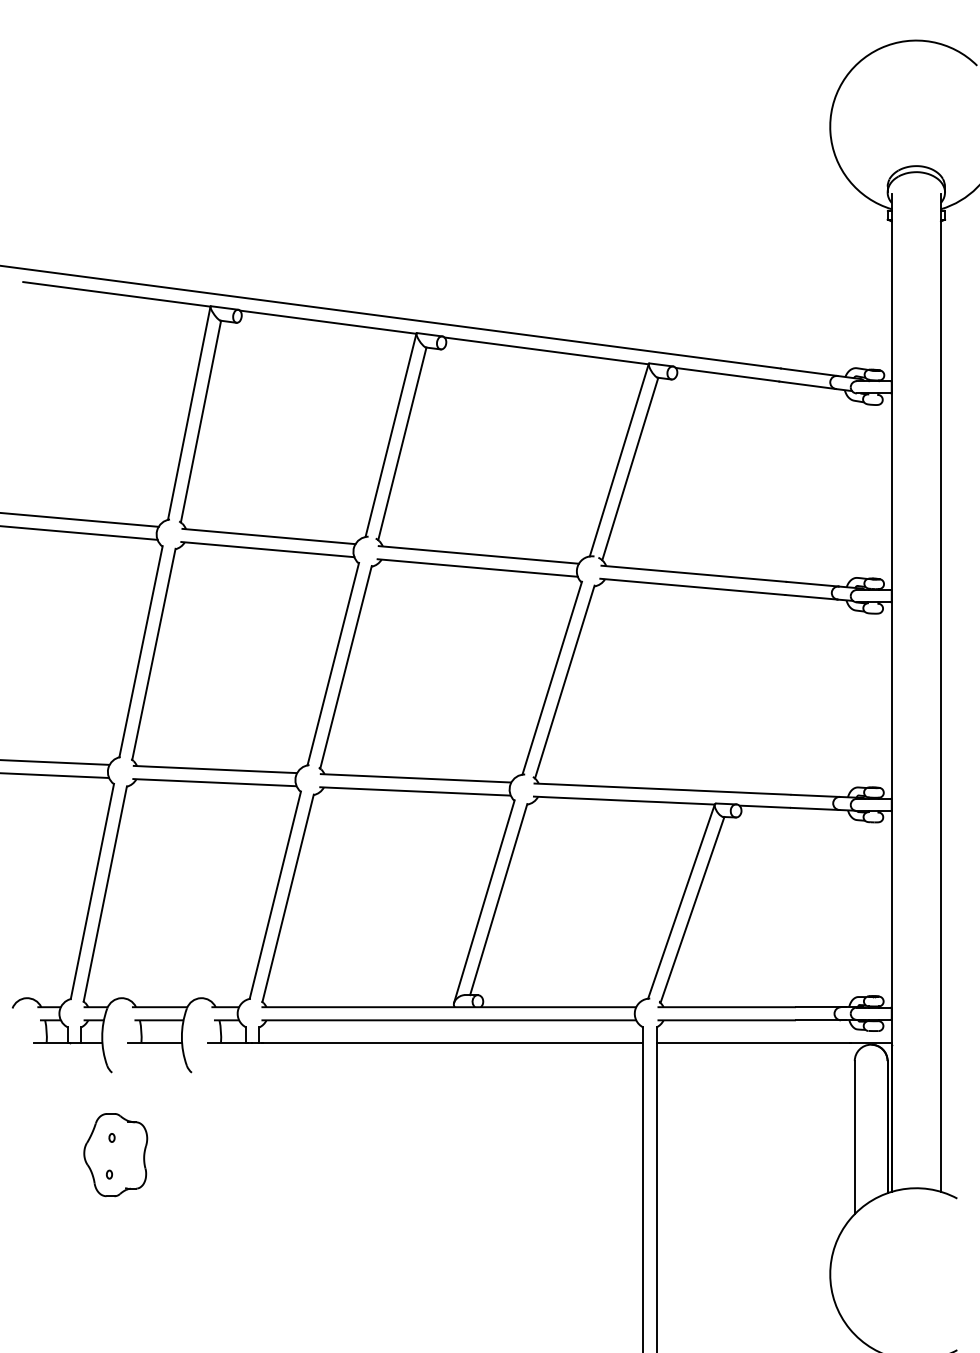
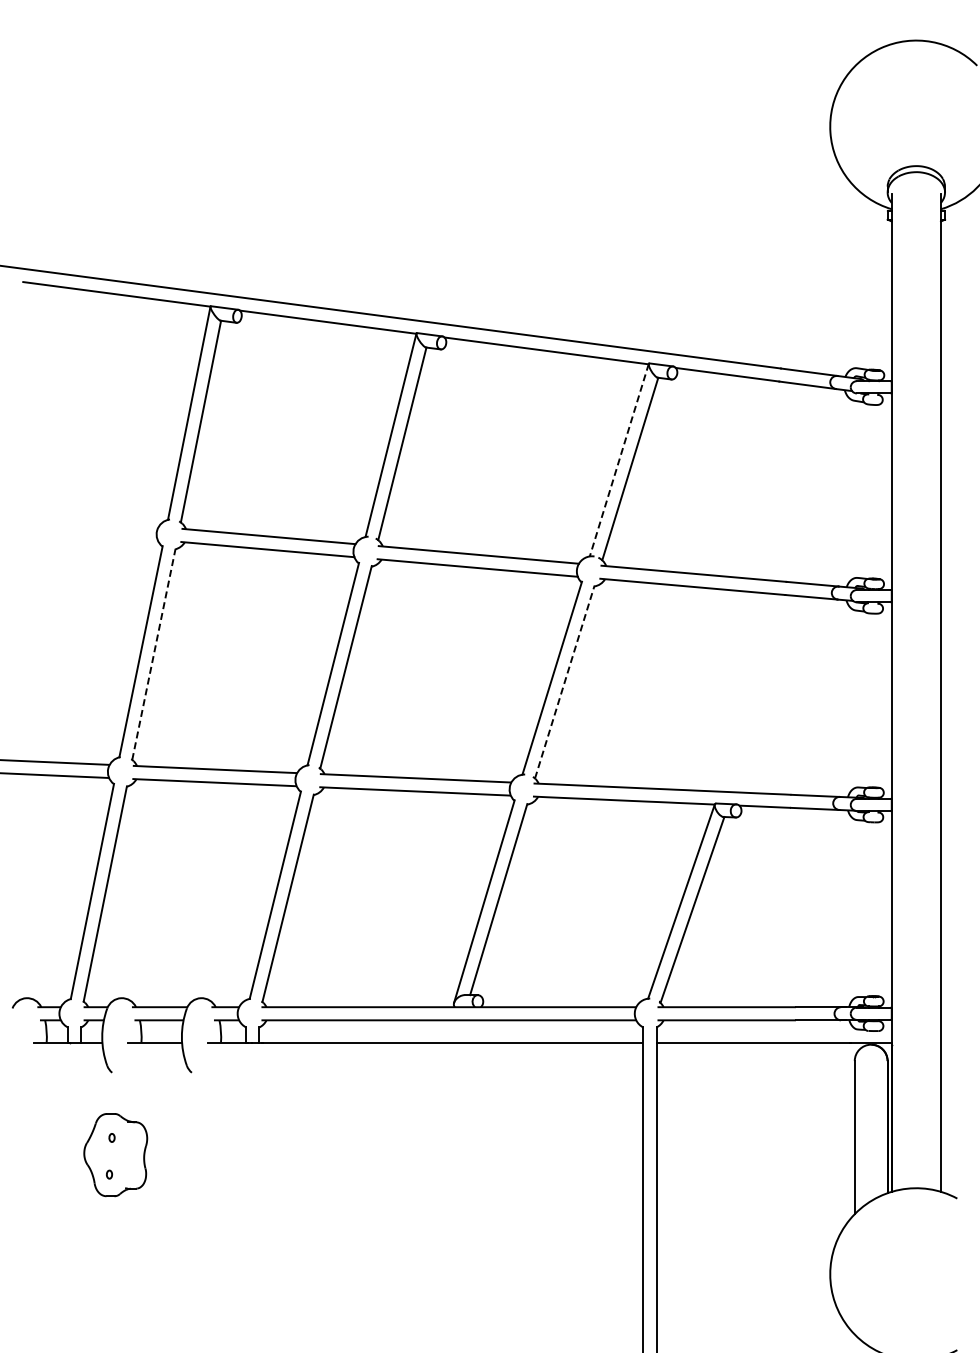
line: solid -> dashed (619, 460)
line: present -> none (80, 519)
line: present -> none (79, 532)
line: solid -> dashed (153, 654)
line: solid -> dashed (564, 682)
